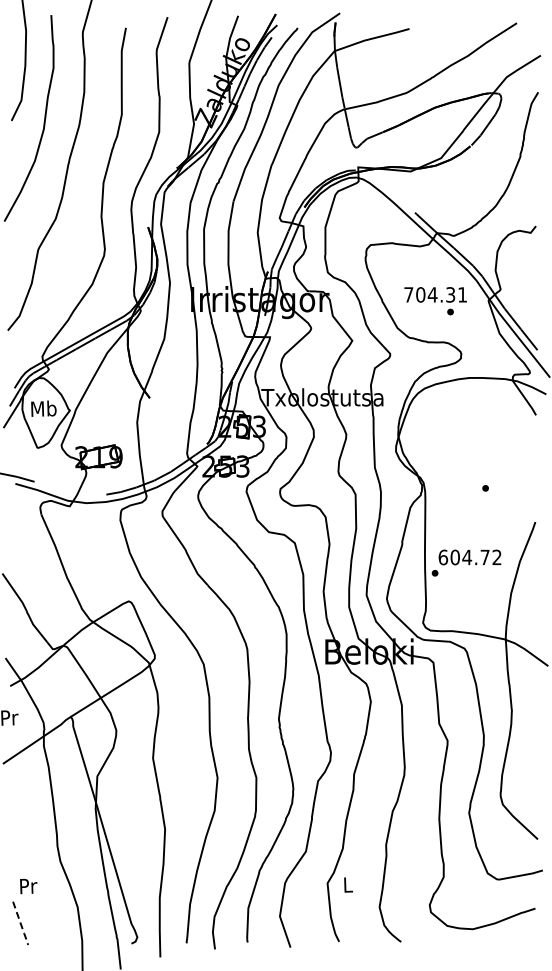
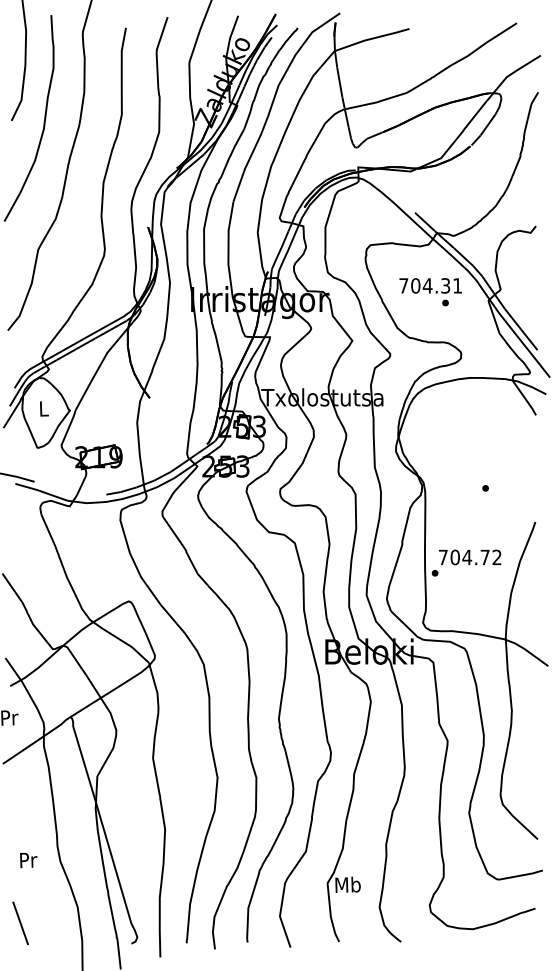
text position: (435, 301) -> (430, 292) (430, 292)
text: Mb -> L (43, 408)
text: 604.72 -> 704.72 (443, 557)
text: L -> Mb (347, 884)
text position: (28, 886) -> (28, 860) (28, 860)
line: dashed -> solid (21, 924)
